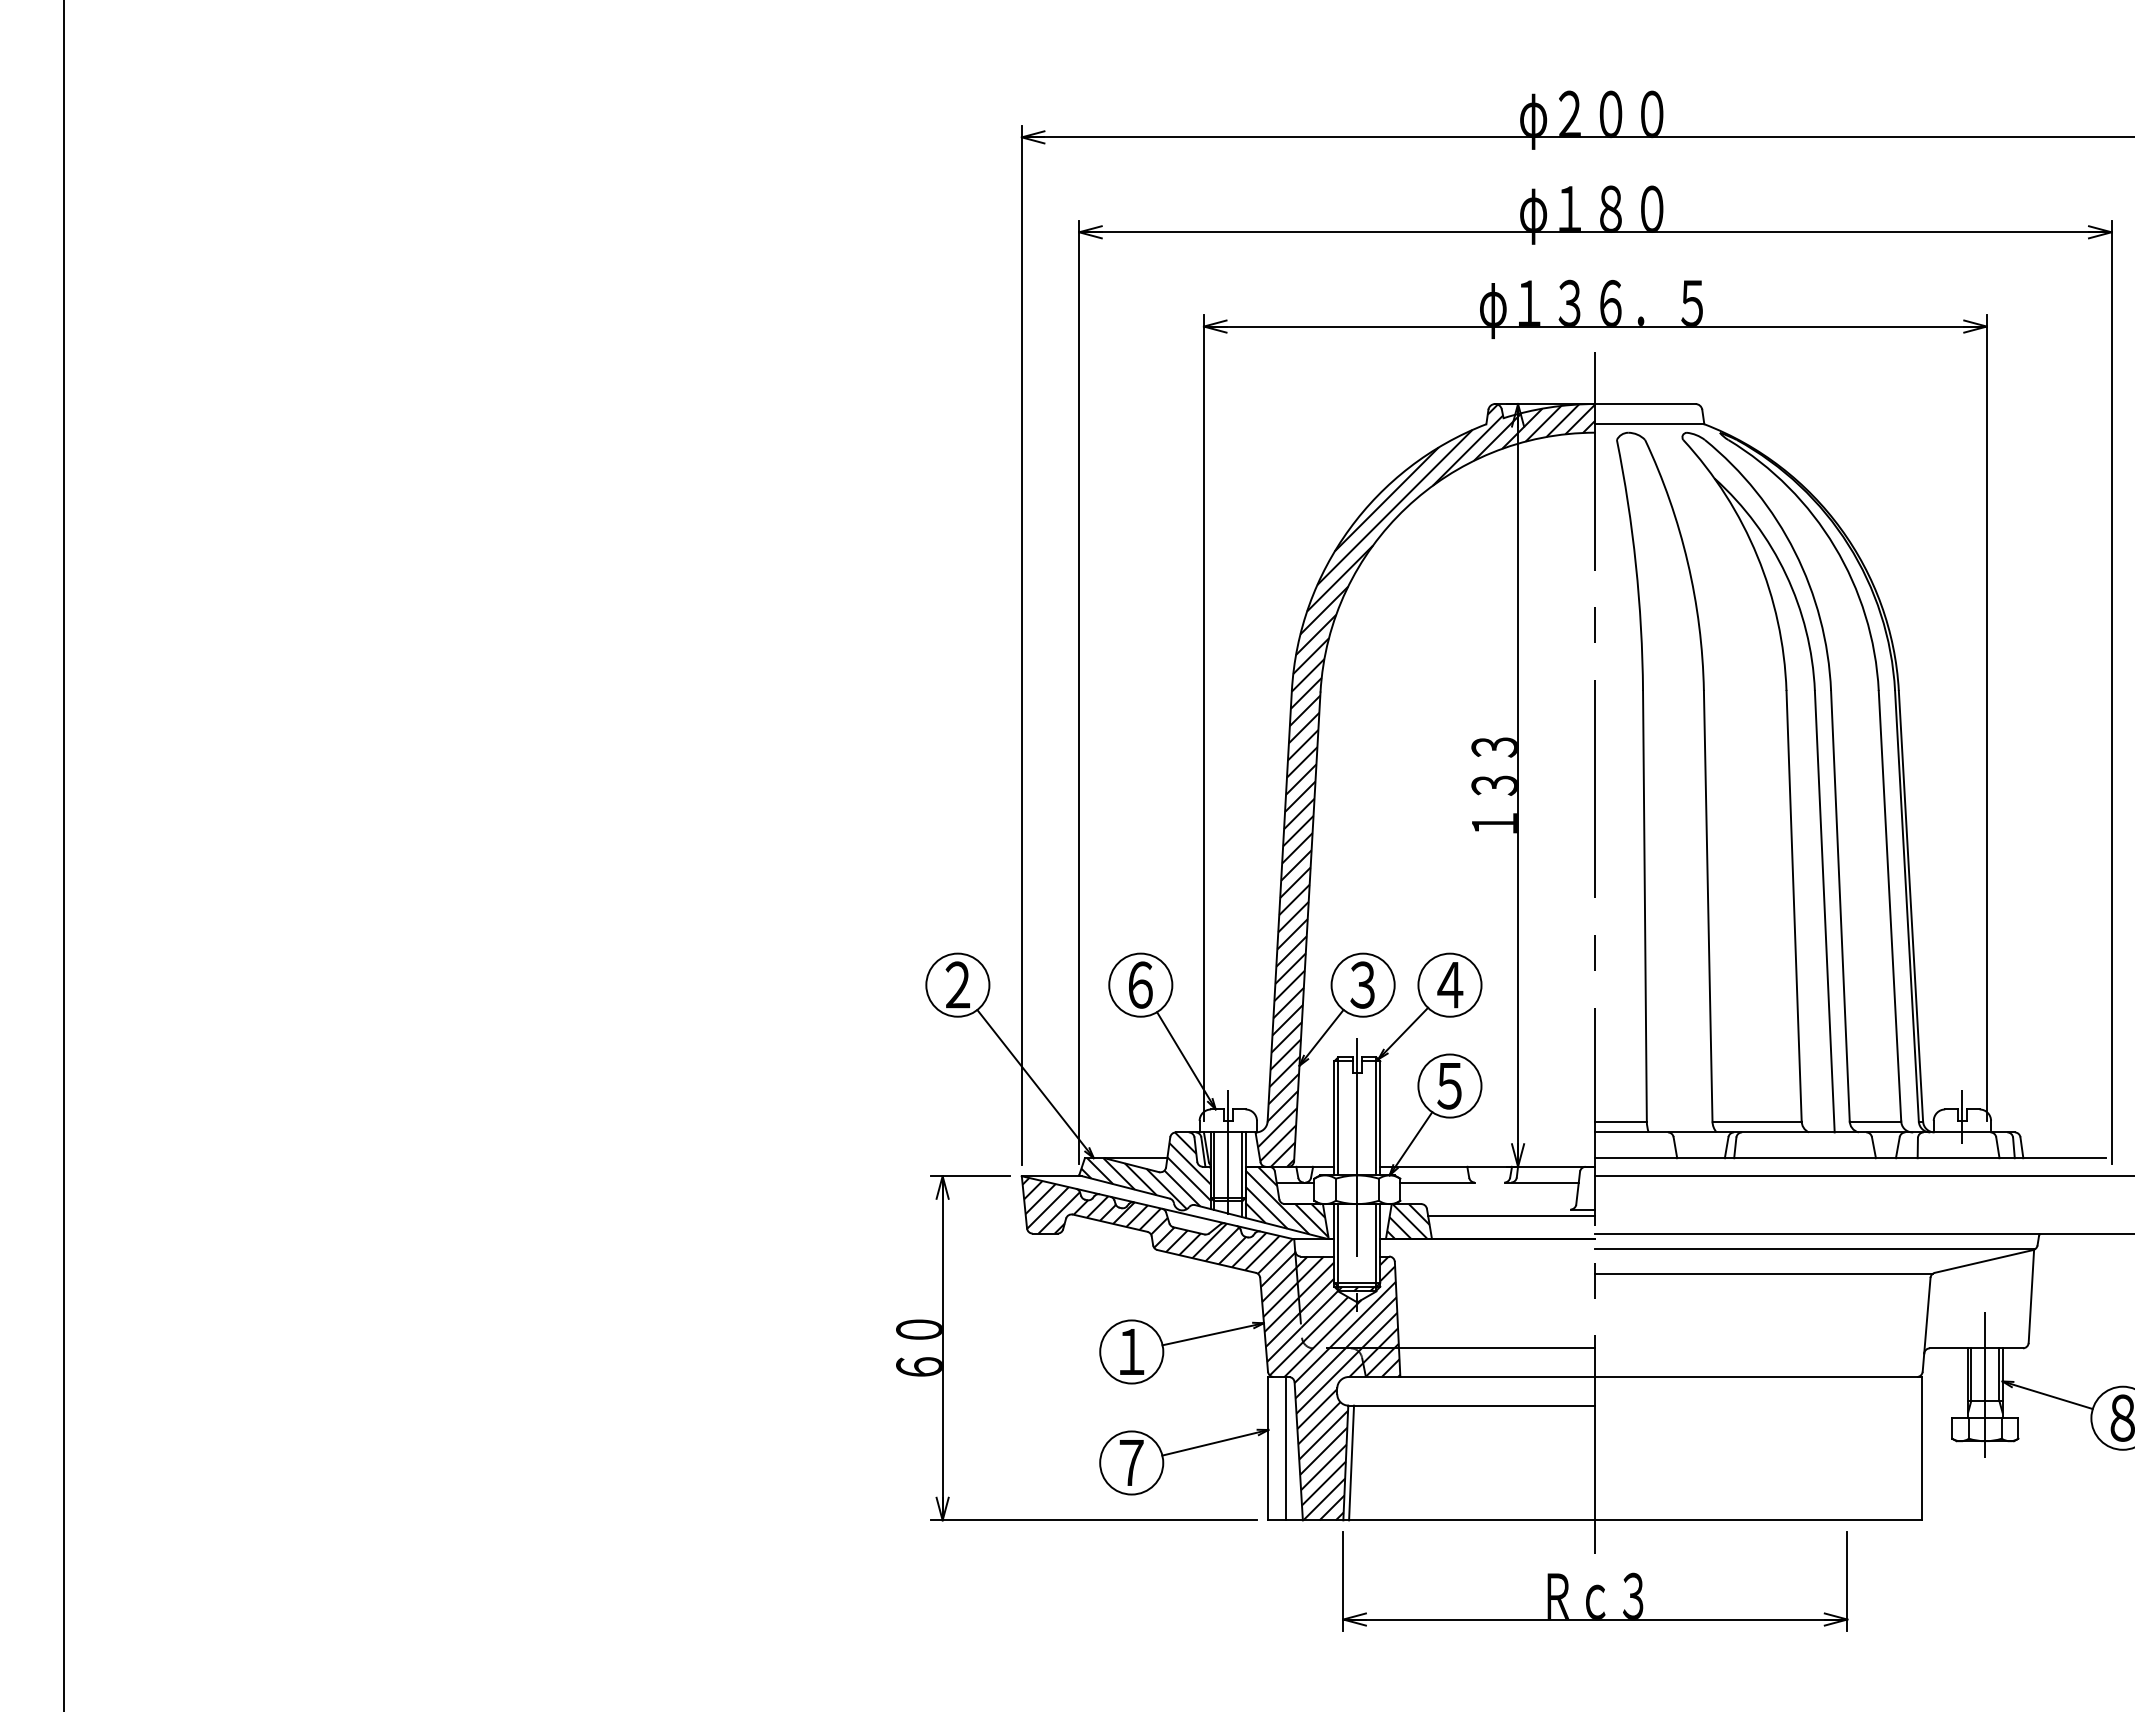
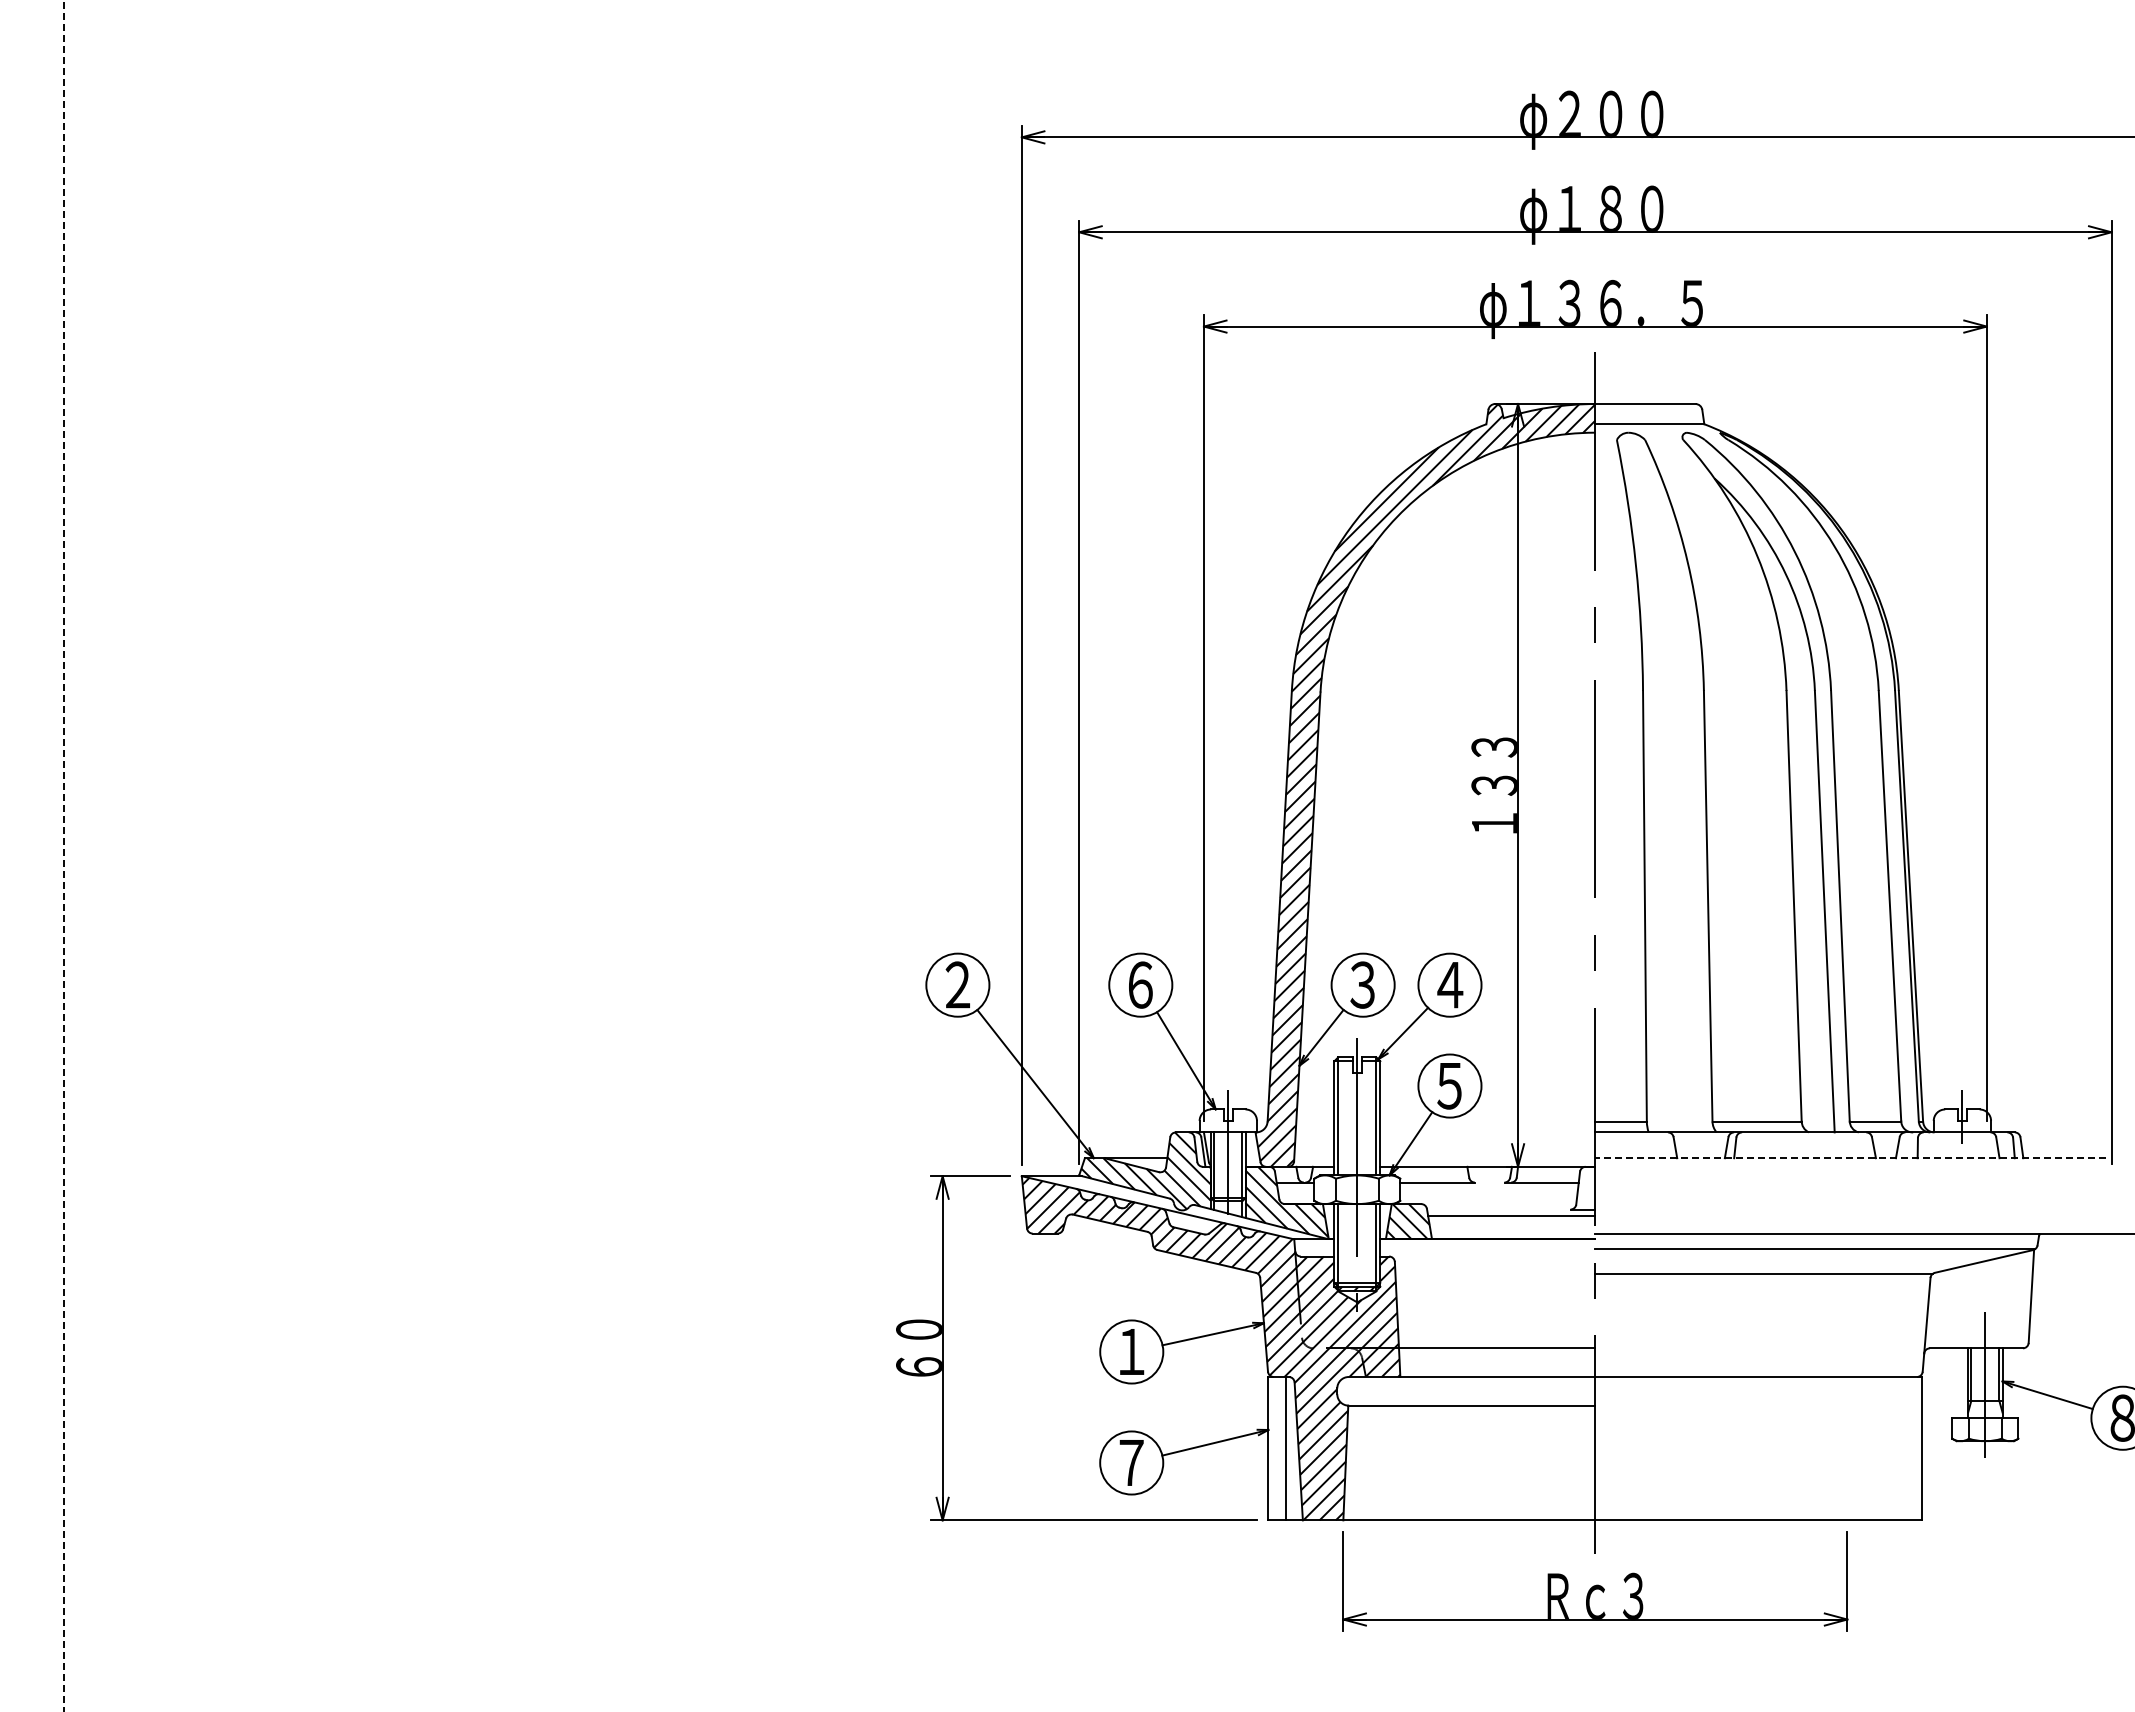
line: solid -> dashed (64, 855)
line: solid -> dashed (1850, 1158)
line: present -> none (1863, 1176)
line: present -> none (1351, 1462)
